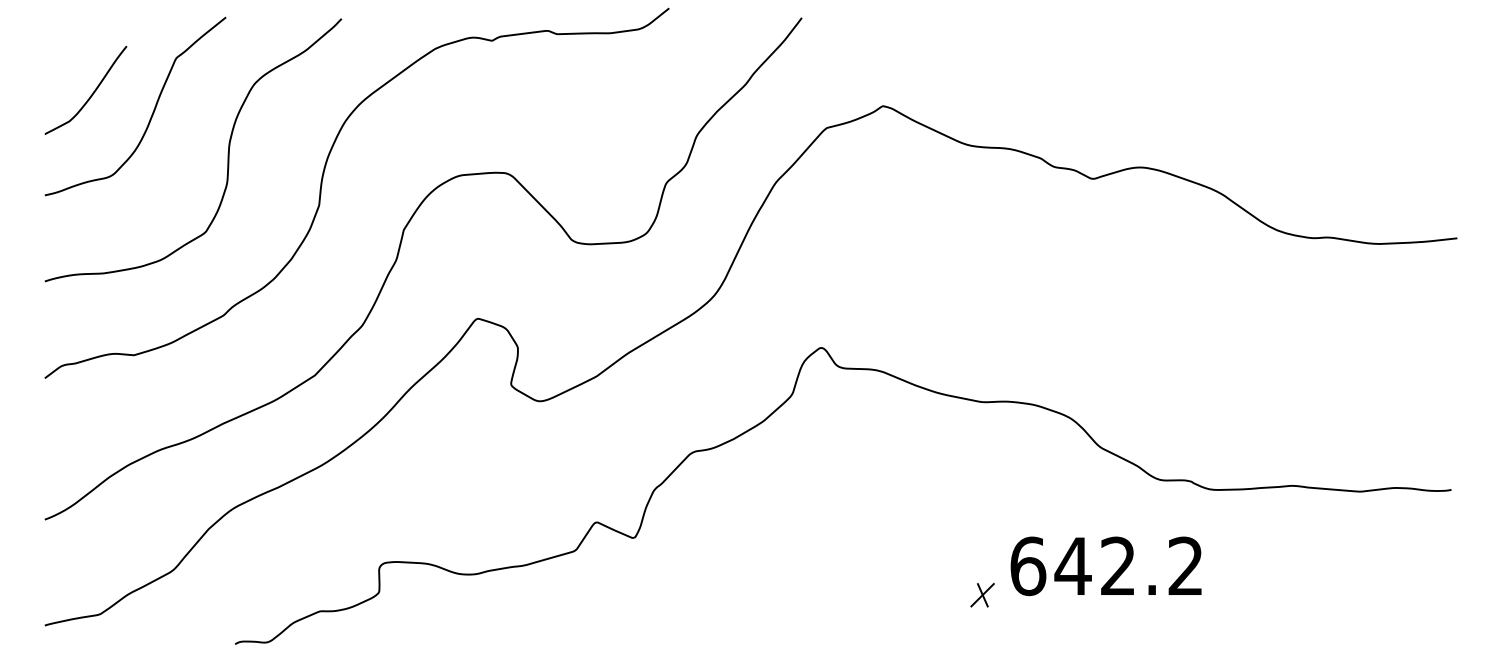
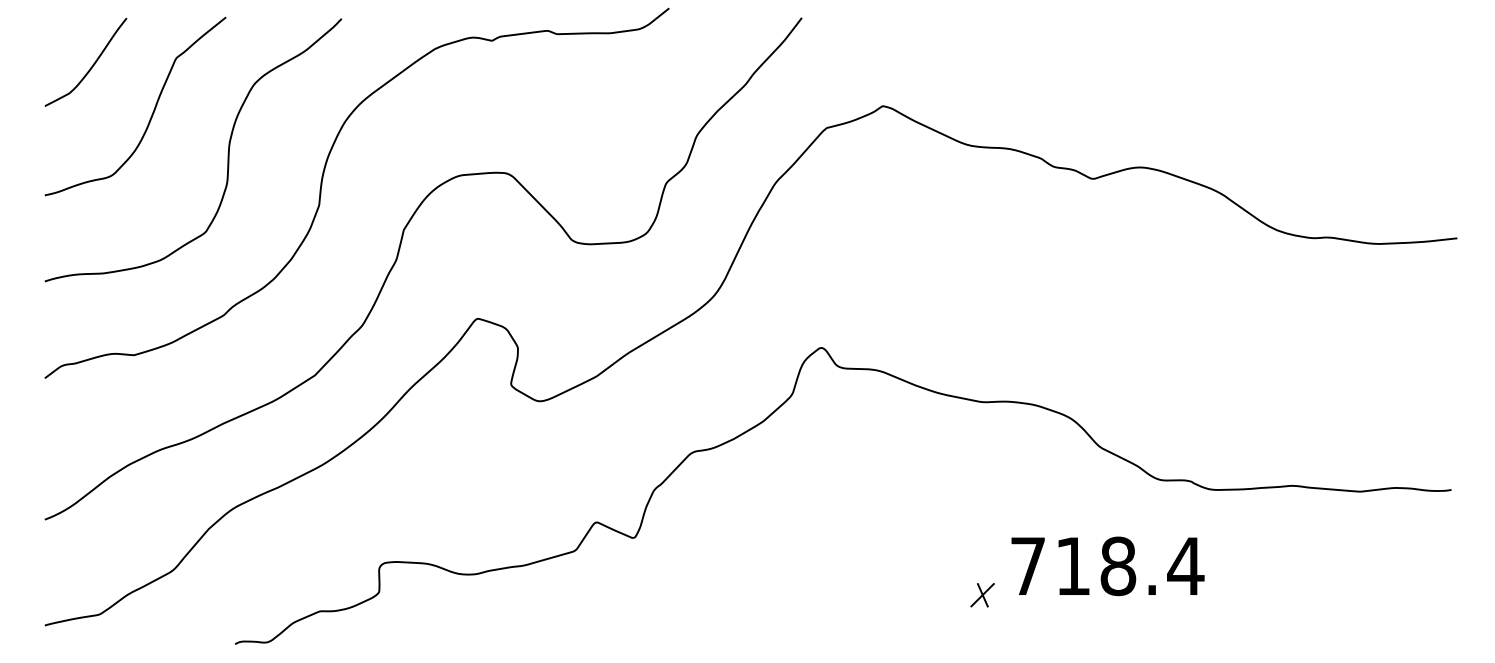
curve position: (92, 92) -> (92, 64) (92, 64)
text: 642.2 -> 718.4 (1107, 566)
